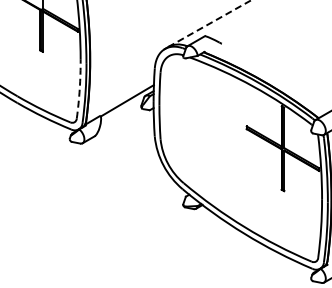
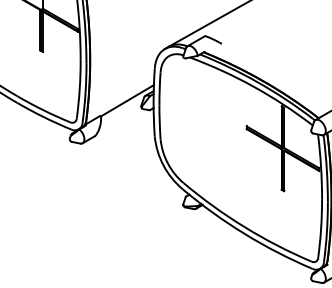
line: dashed -> solid (209, 23)
arc: dashed -> solid (79, 89)
